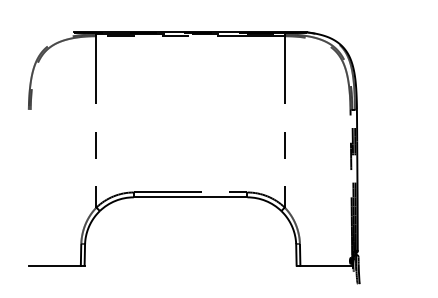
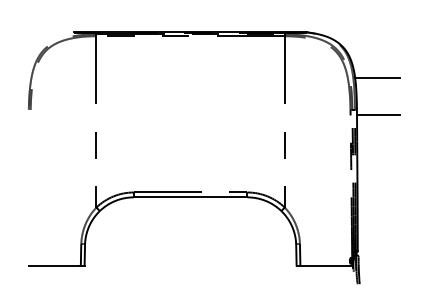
line: none -> present (377, 77)
line: none -> present (378, 114)
